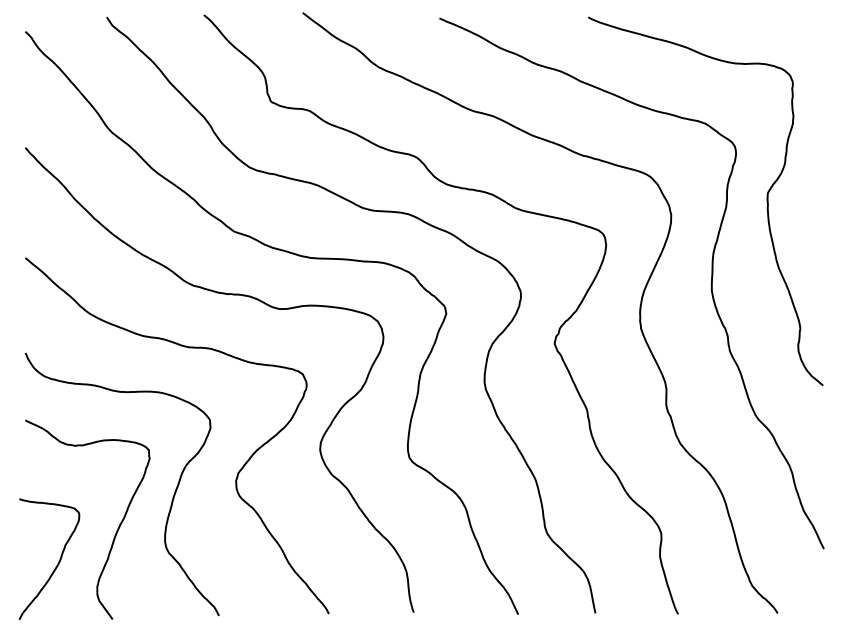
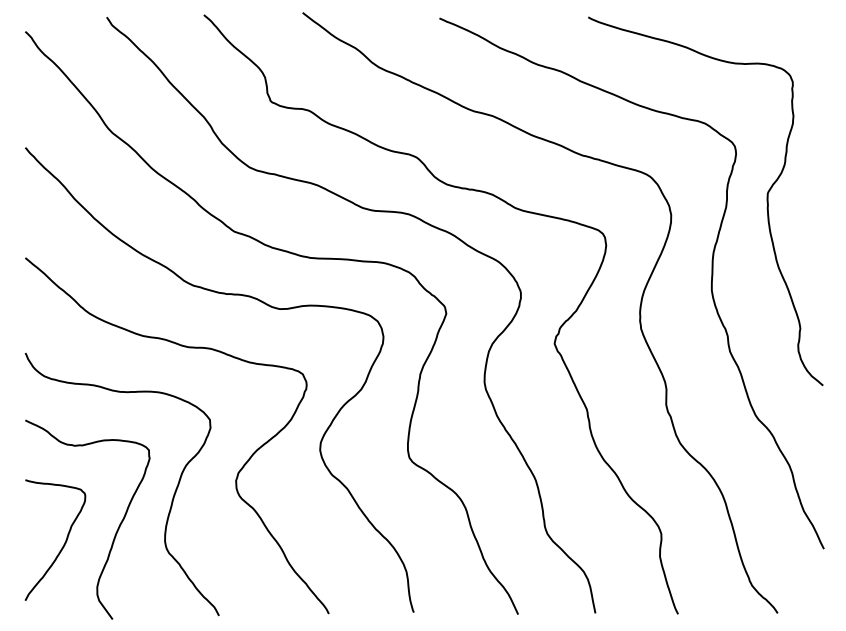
curve position: (57, 563) -> (63, 544) (63, 544)
